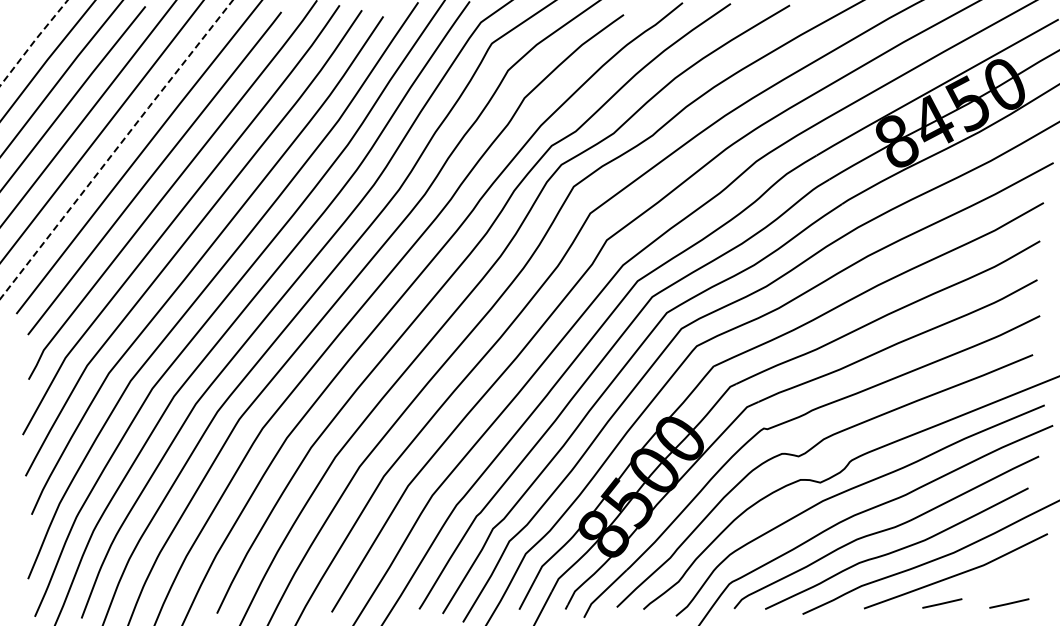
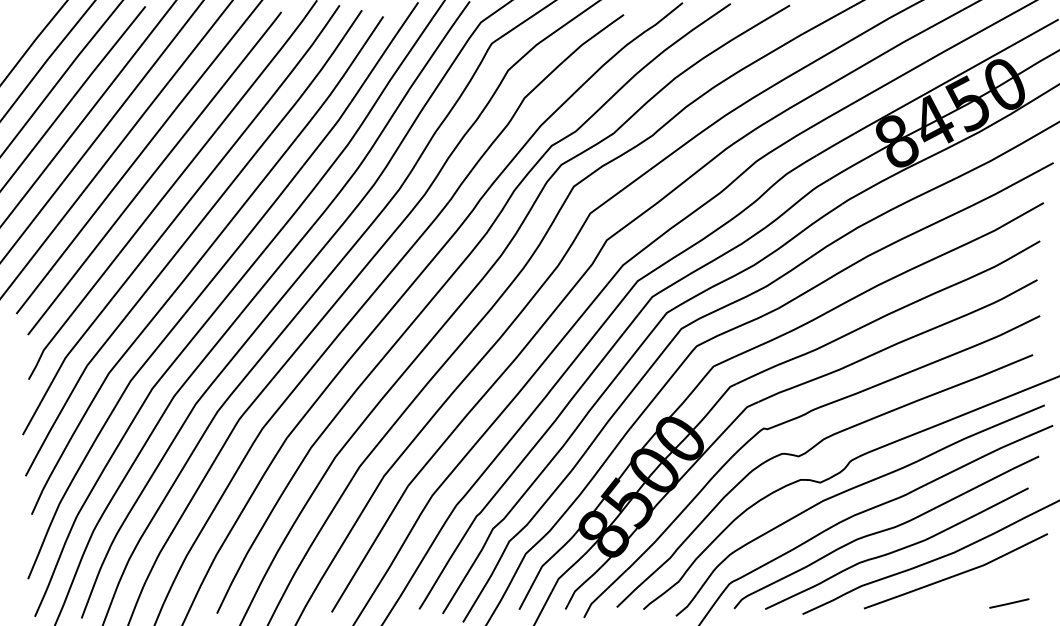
line: dashed -> solid (33, 42)
line: dashed -> solid (116, 149)
line: present -> none (942, 603)
